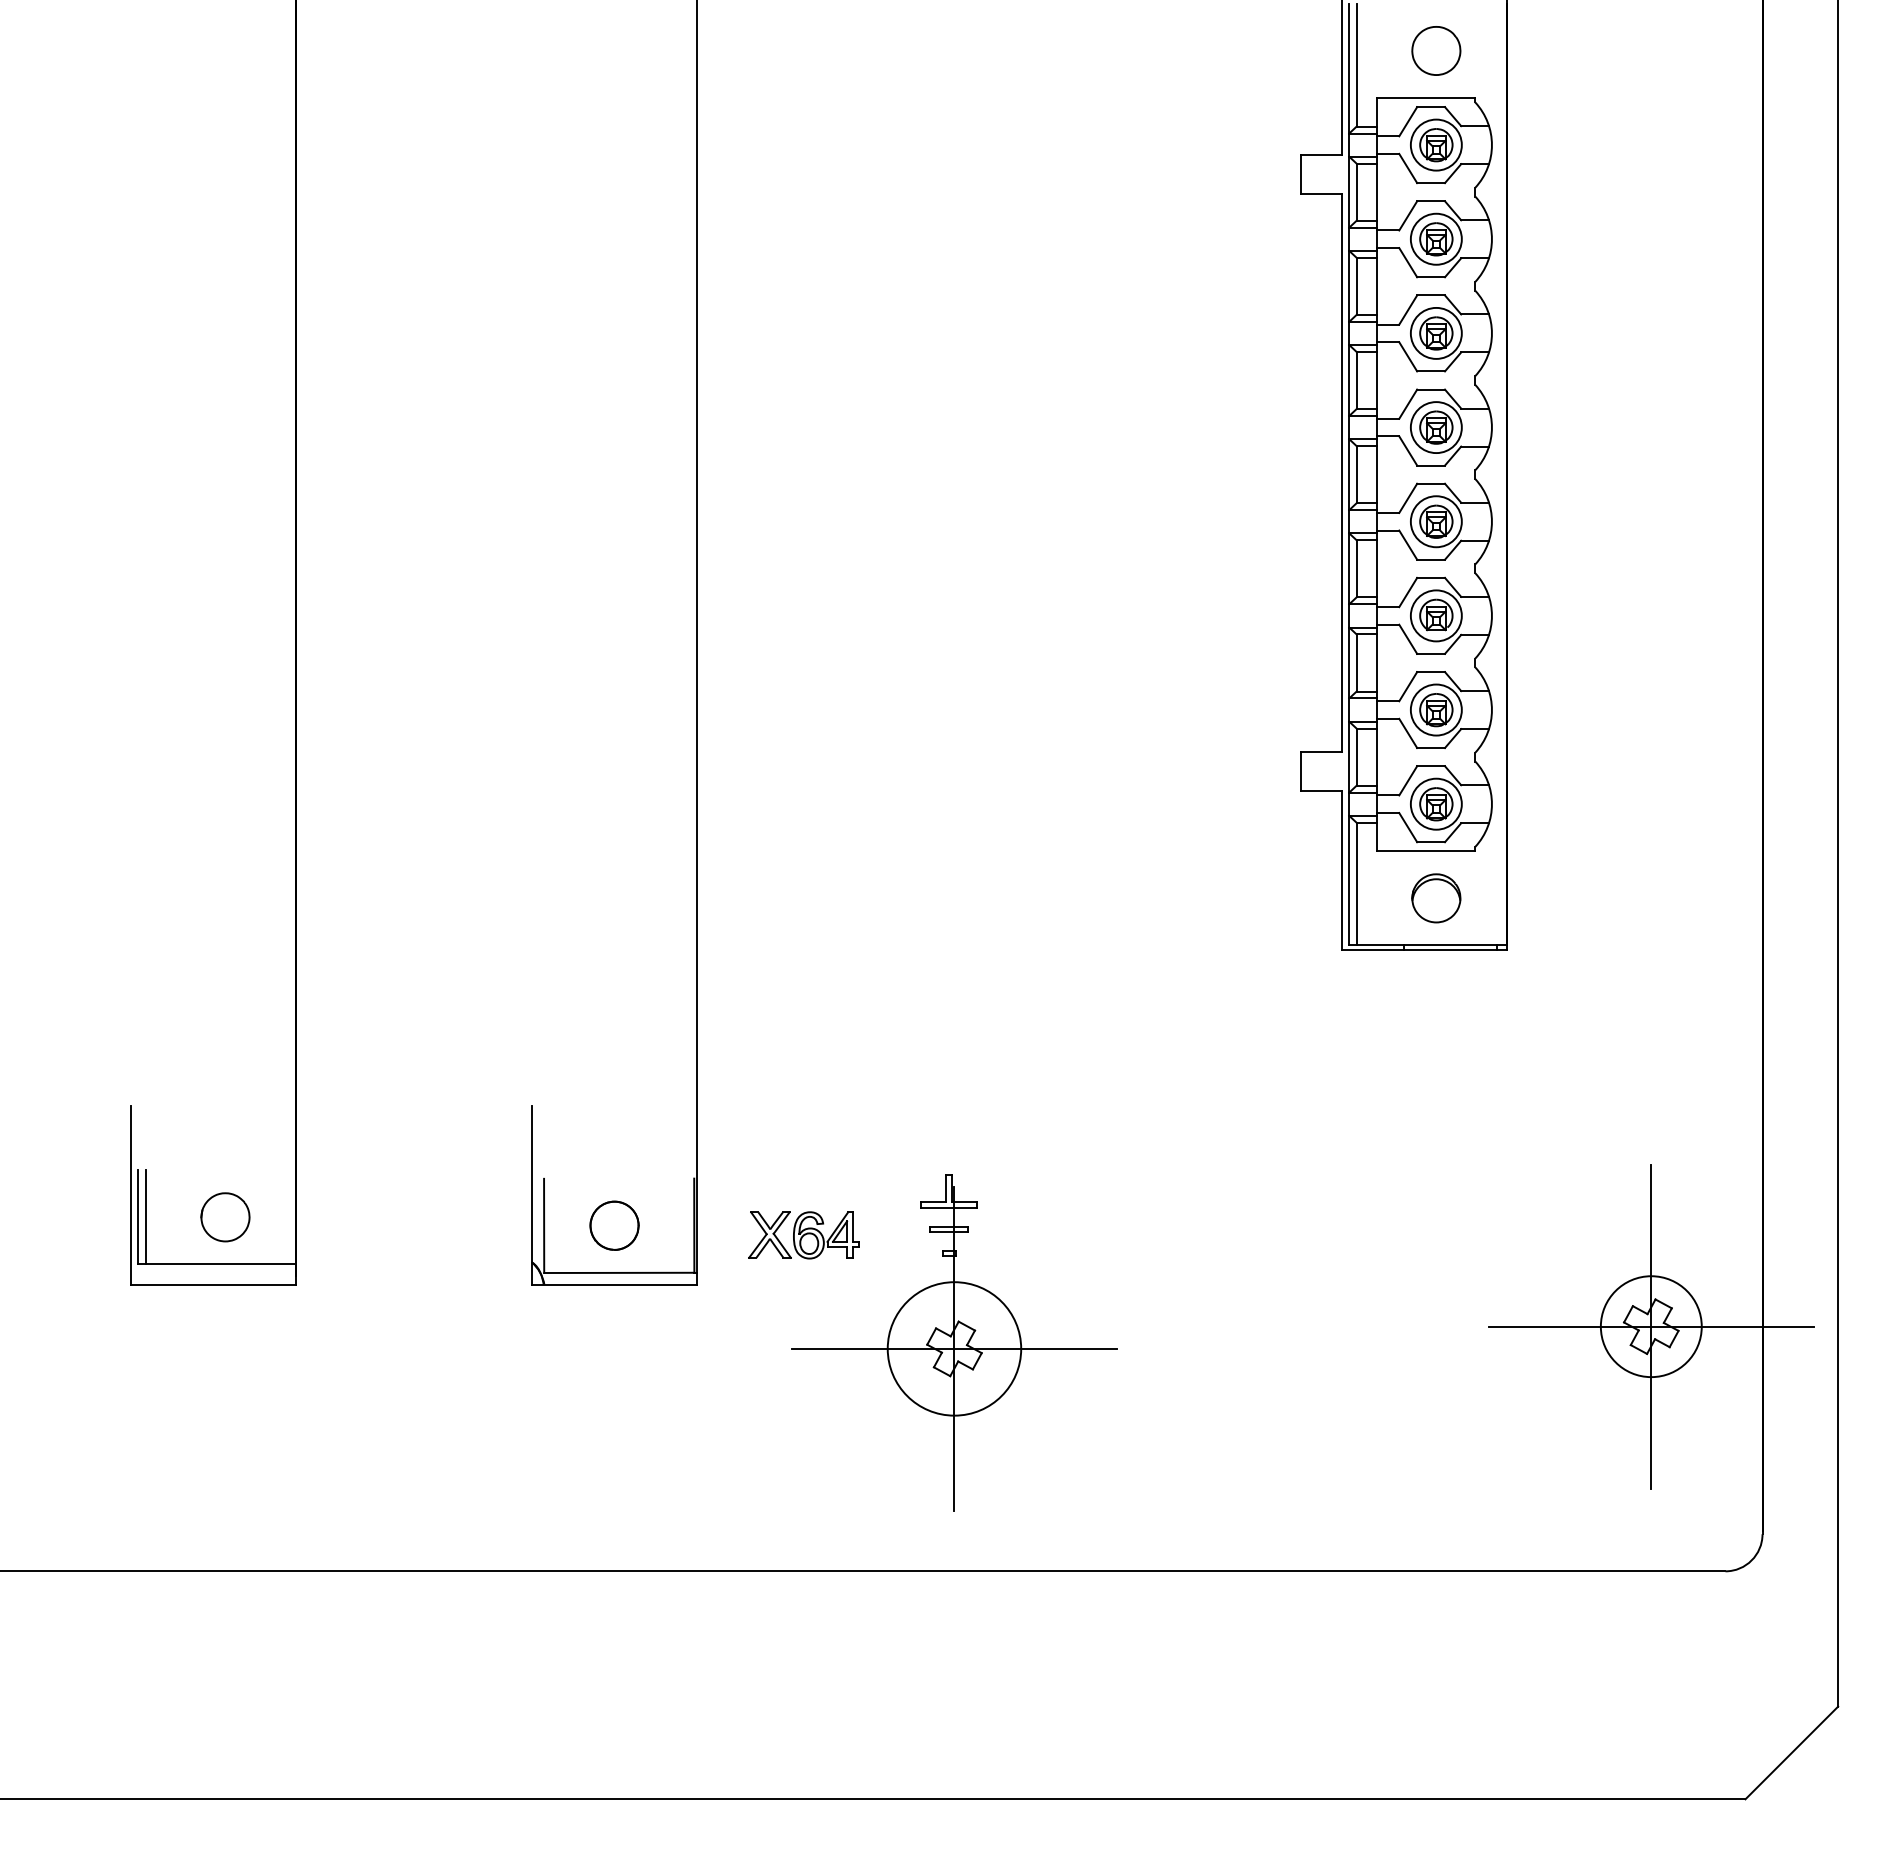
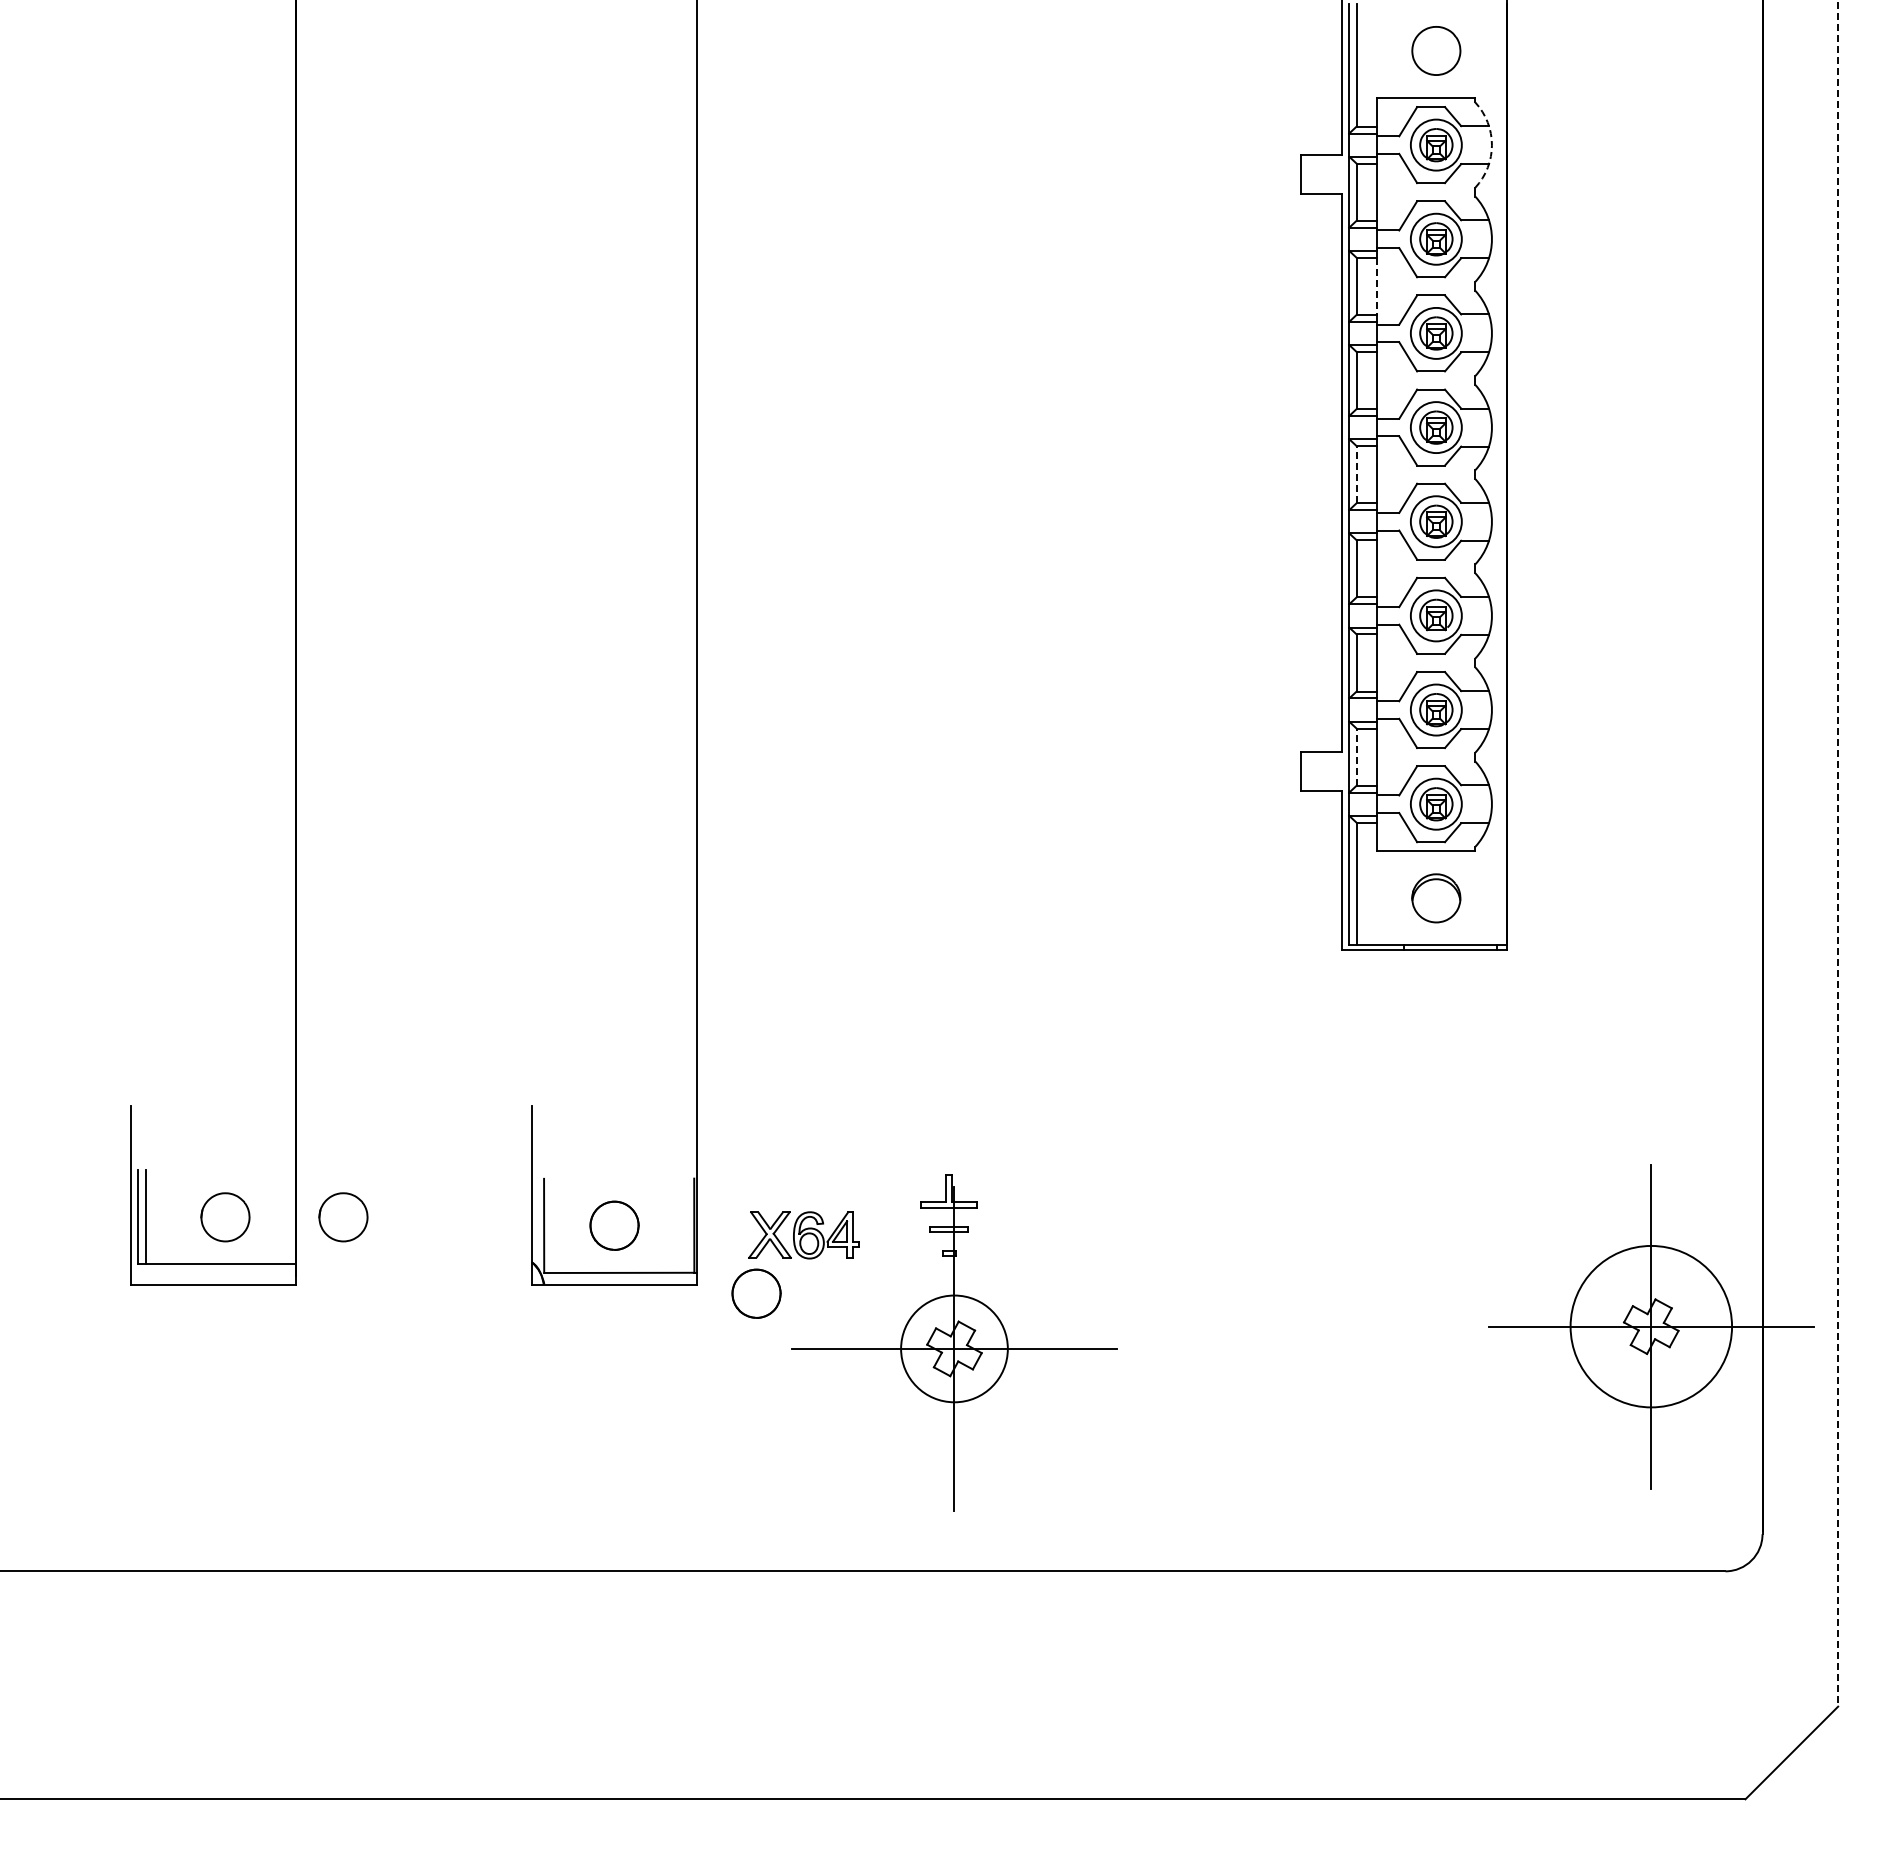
arc: solid -> dashed (1491, 145)
line: solid -> dashed (1377, 286)
line: solid -> dashed (1356, 474)
line: solid -> dashed (1356, 757)
line: solid -> dashed (1838, 853)
part: none -> present (343, 1217)
part: none -> present (756, 1293)
circle diameter: 101 px -> 161 px (1651, 1326)
circle diameter: 133 px -> 107 px (954, 1348)
